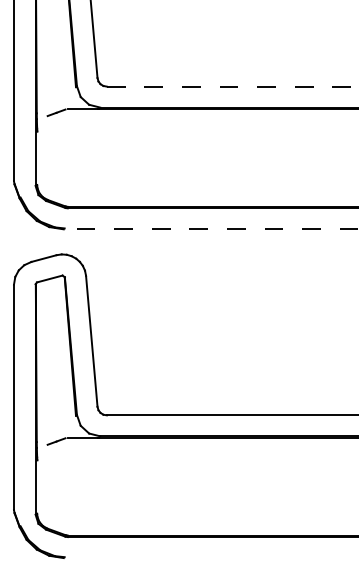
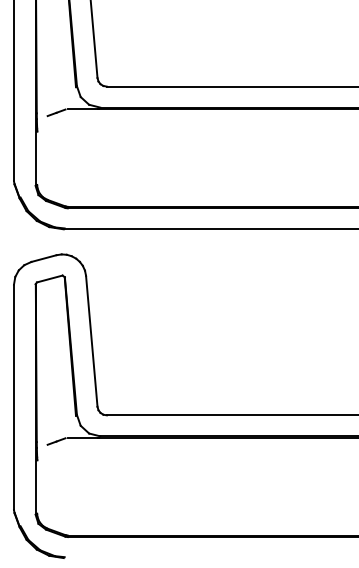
line: dashed -> solid (232, 86)
line: dashed -> solid (210, 229)
